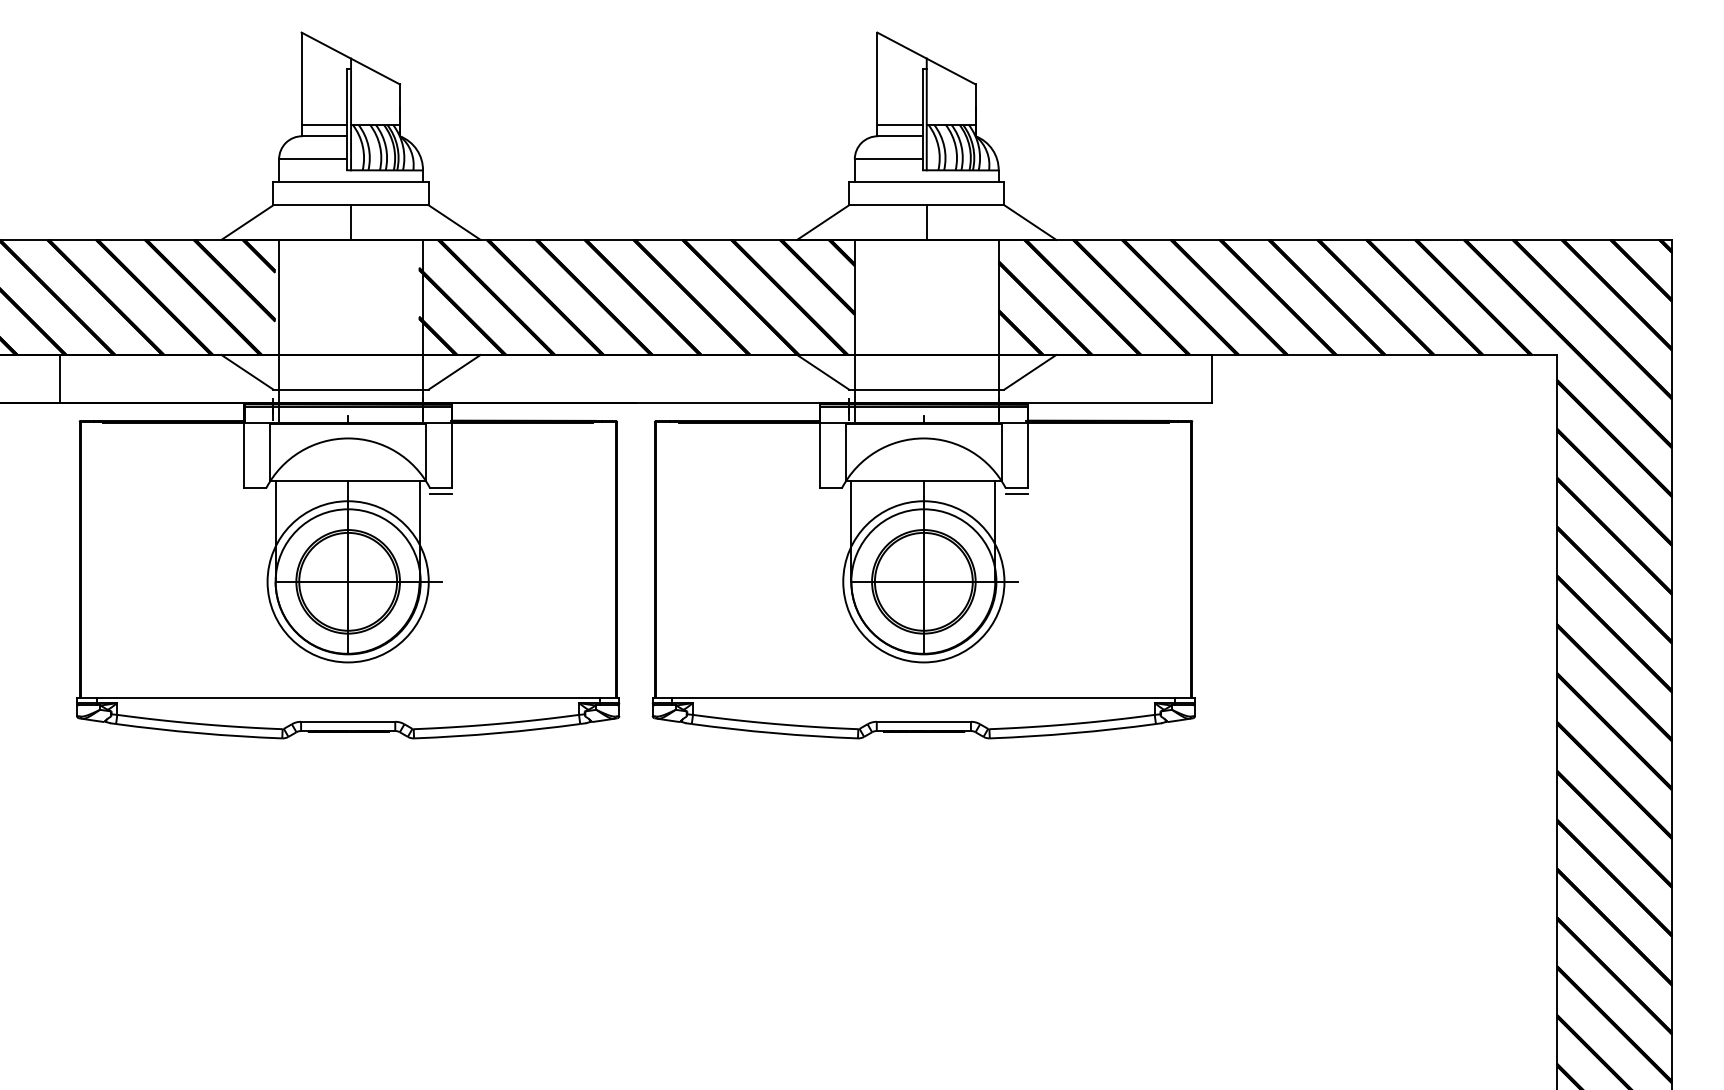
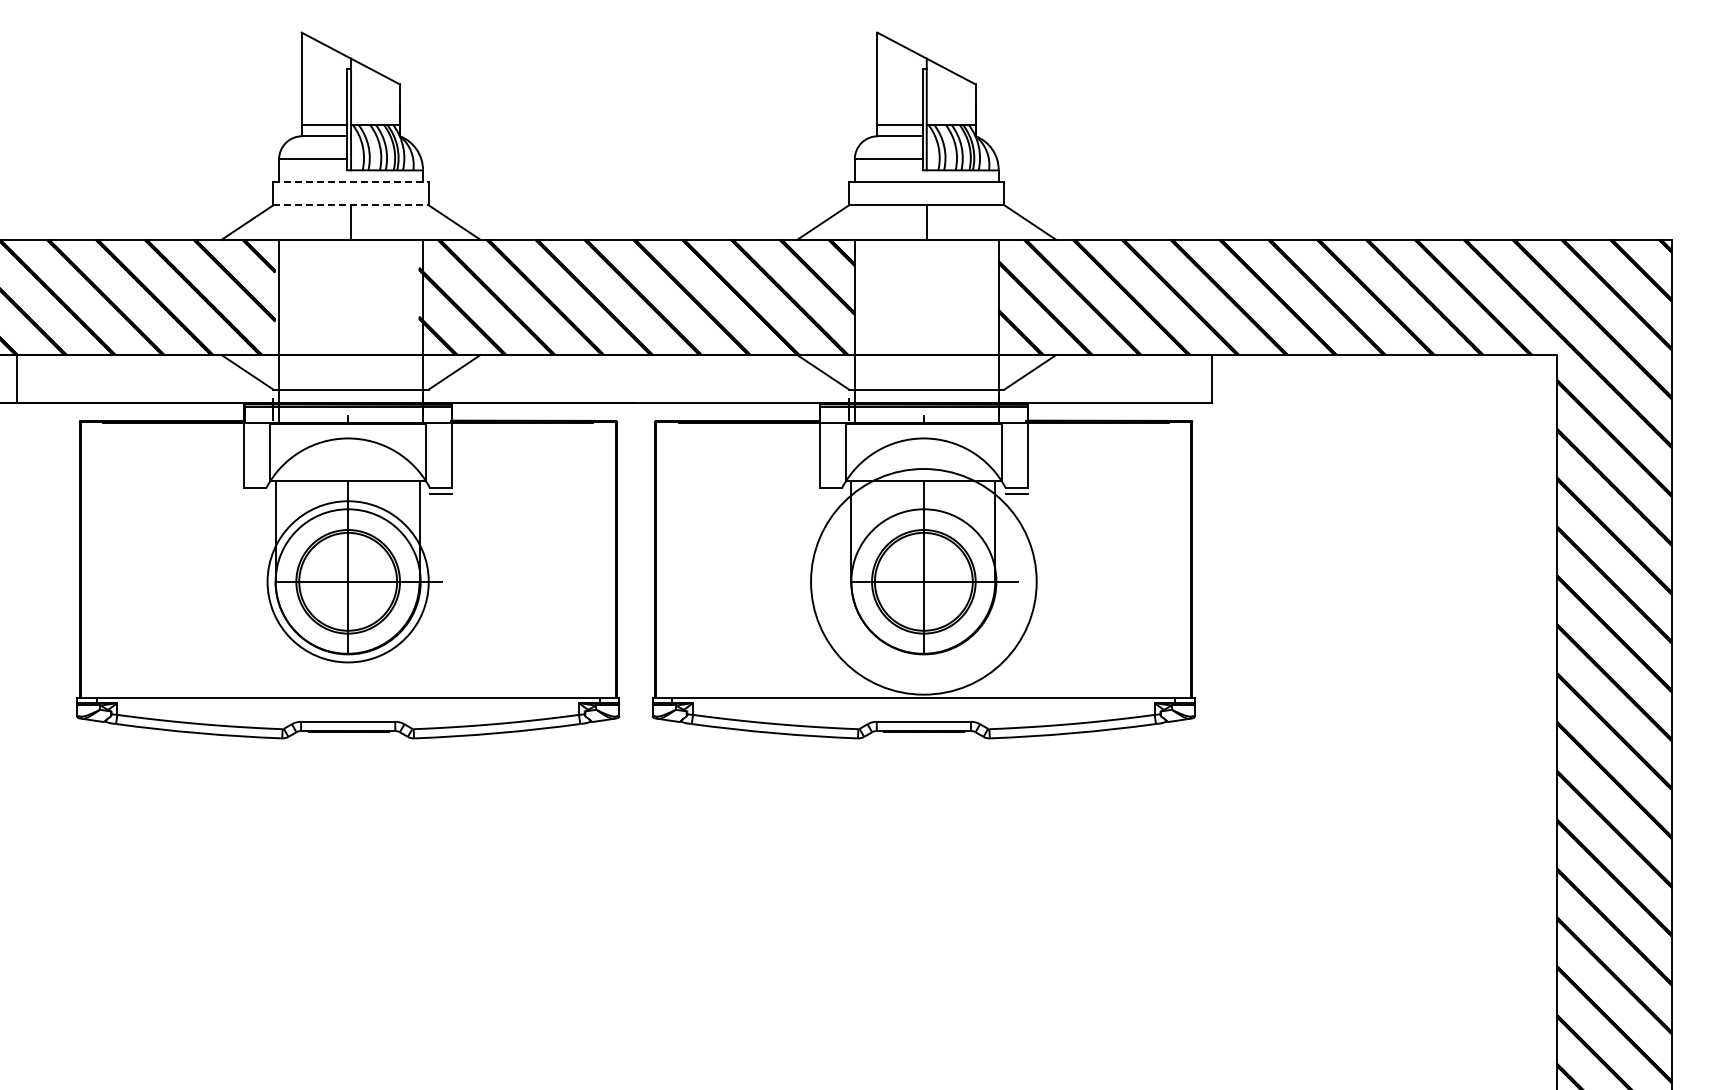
line: solid -> dashed (351, 182)
line: solid -> dashed (351, 205)
line position: (59, 379) -> (16, 379) (16, 379)
circle diameter: 161 px -> 226 px (923, 581)
